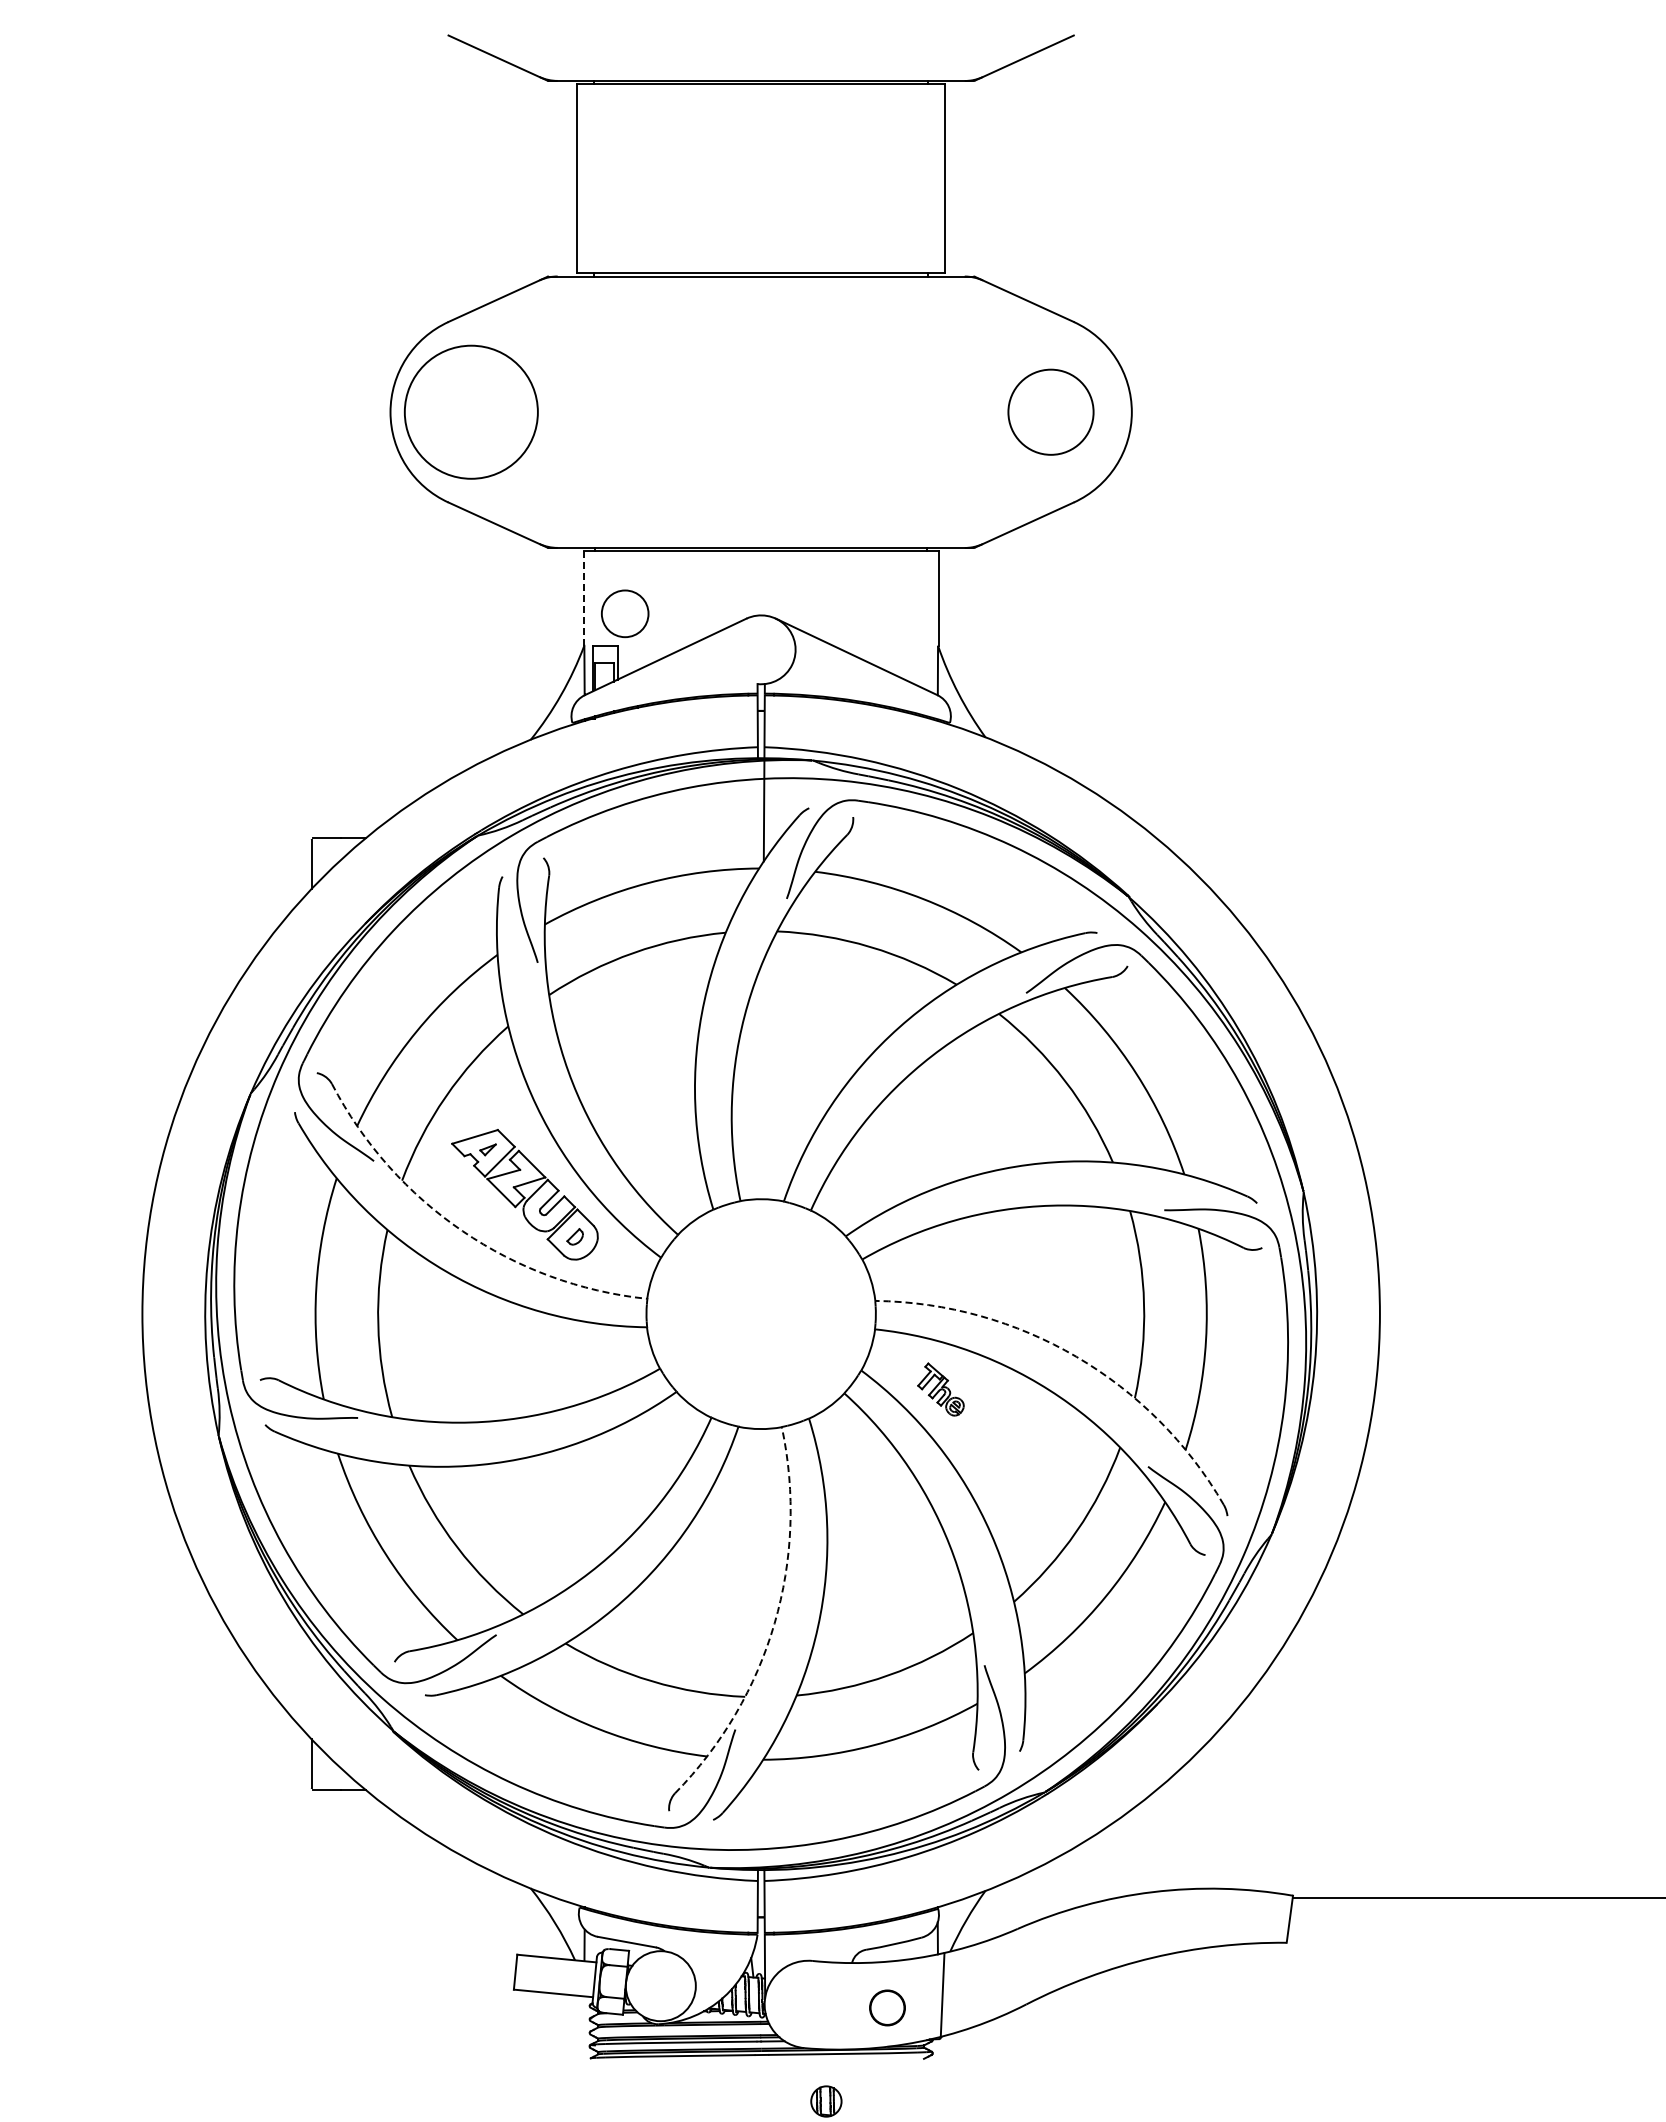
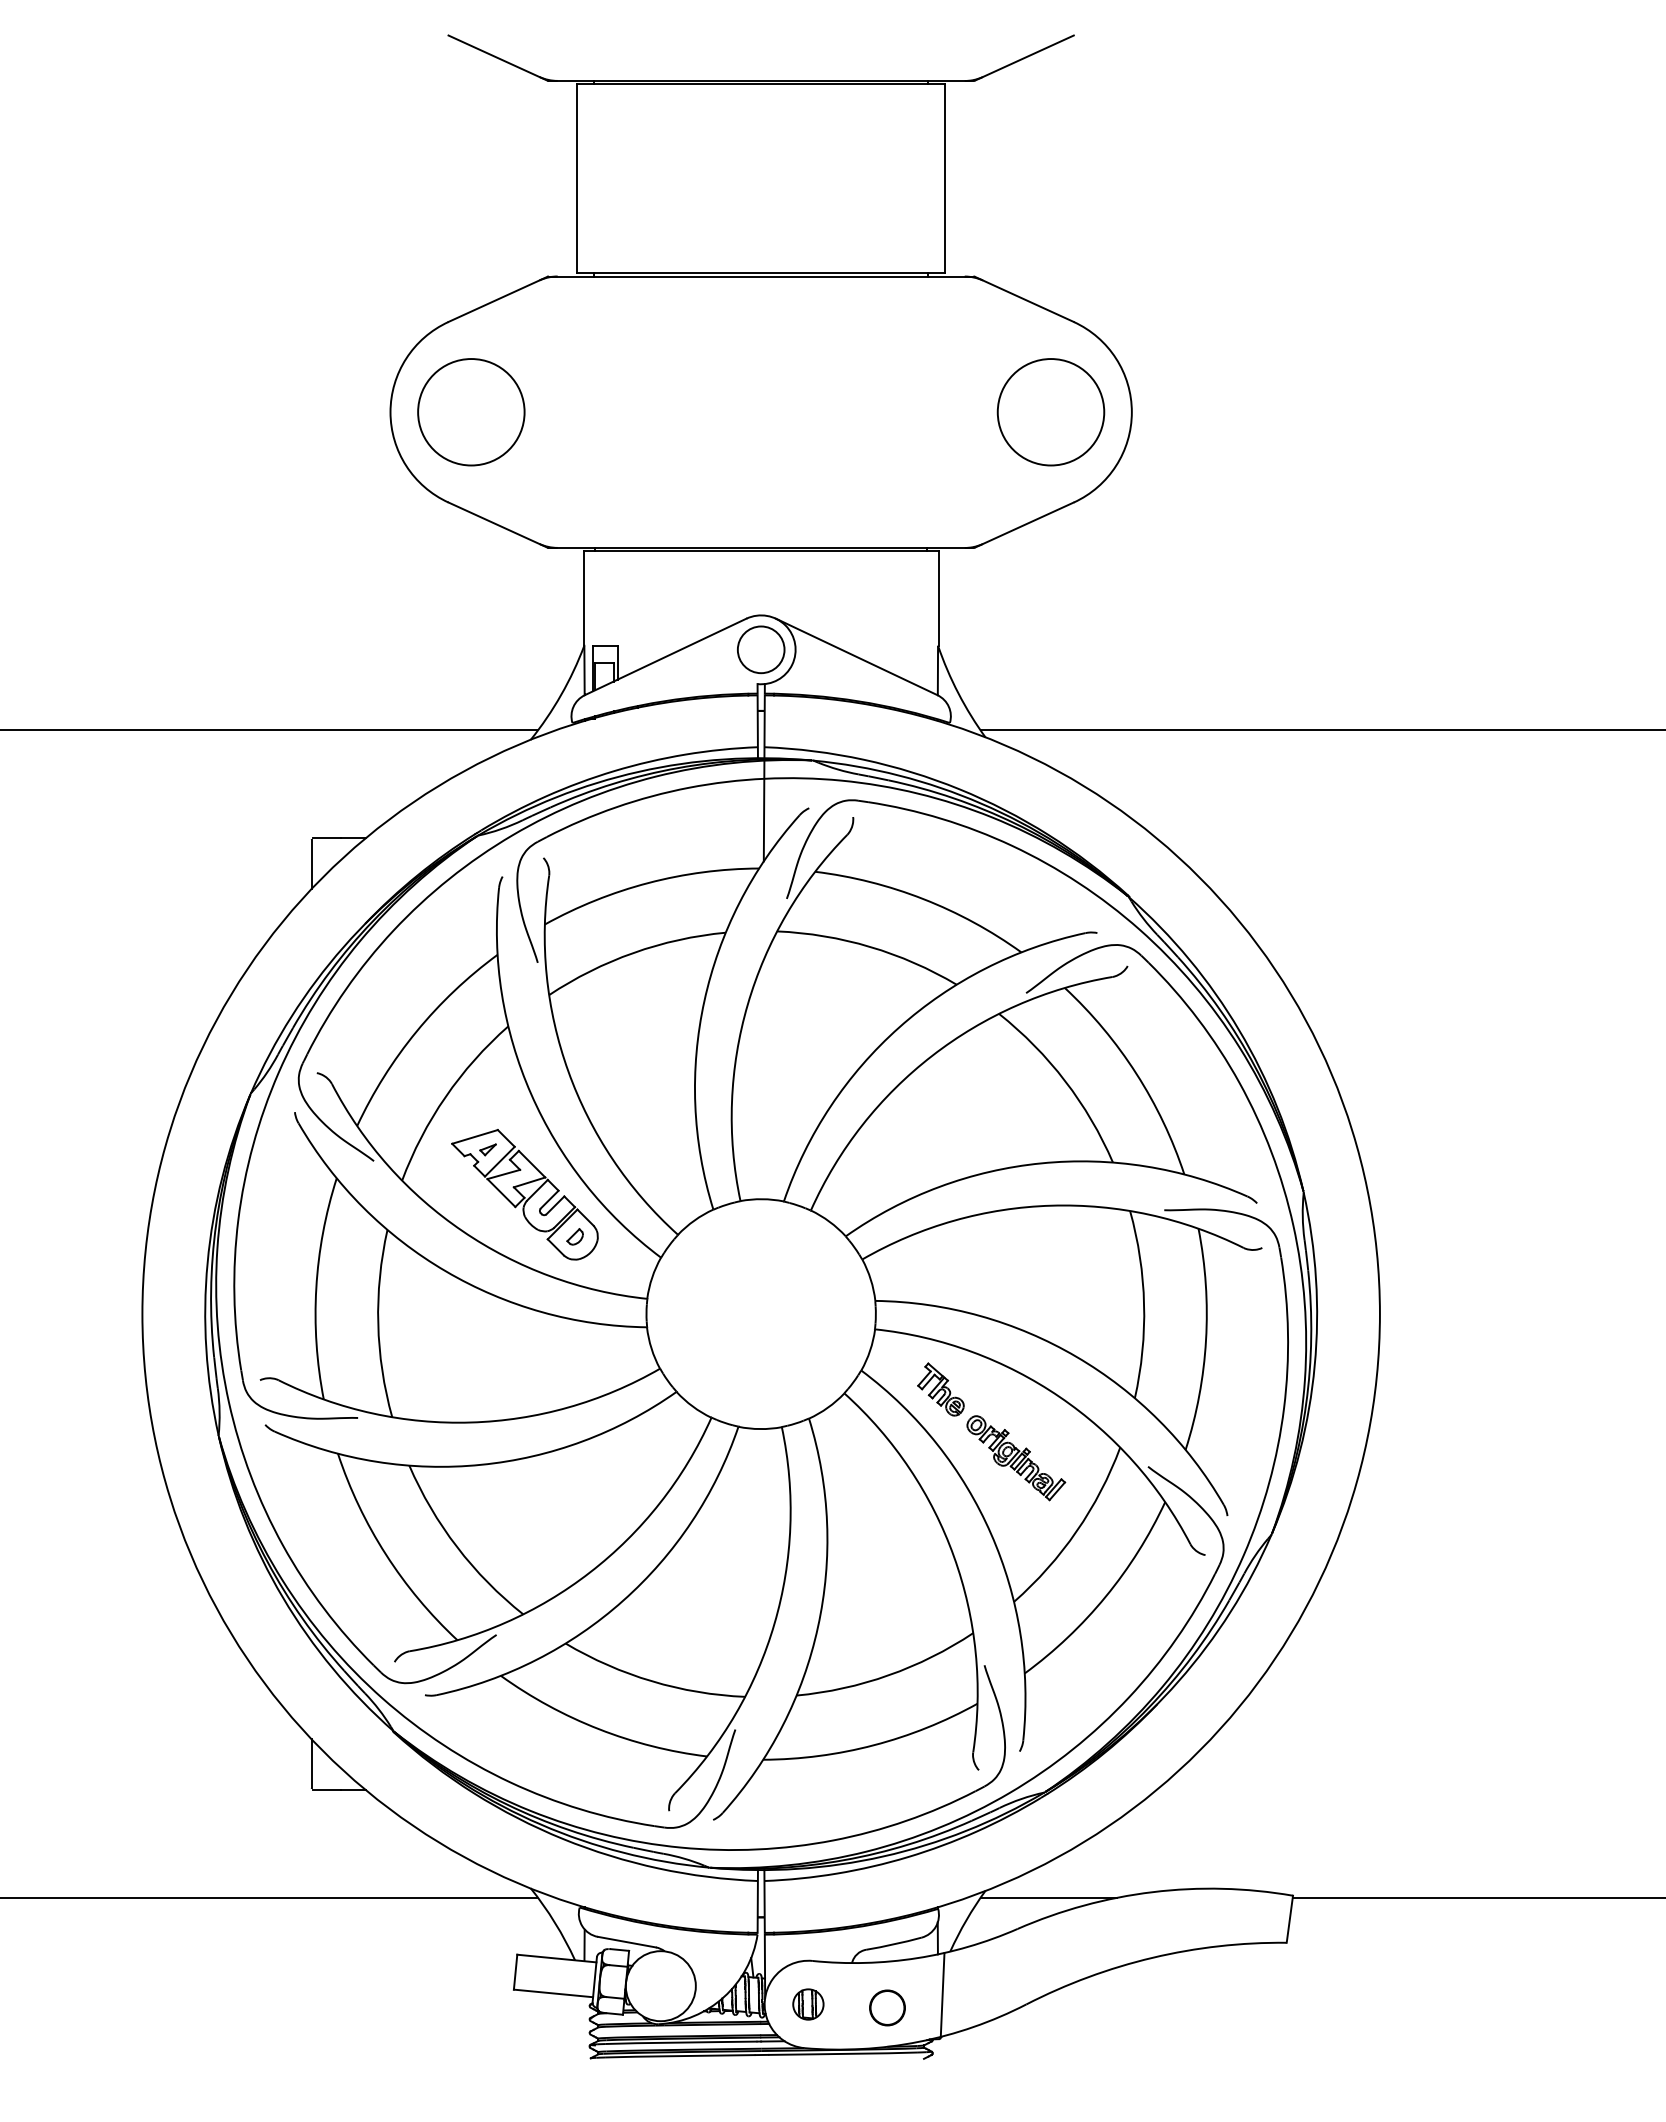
circle diameter: 133 px -> 106 px (471, 412)
circle diameter: 85 px -> 106 px (1050, 412)
line: dashed -> solid (583, 599)
circle position: (625, 613) -> (761, 649) (761, 649)
line: none -> present (269, 730)
line: none -> present (1321, 730)
arc: dashed -> solid (462, 1231)
arc: dashed -> solid (1076, 1356)
part: none -> present (1016, 1458)
arc: dashed -> solid (774, 1623)
line: none -> present (269, 1897)
line: none -> present (1049, 1897)
part position: (826, 2101) -> (808, 2004) (808, 2004)
